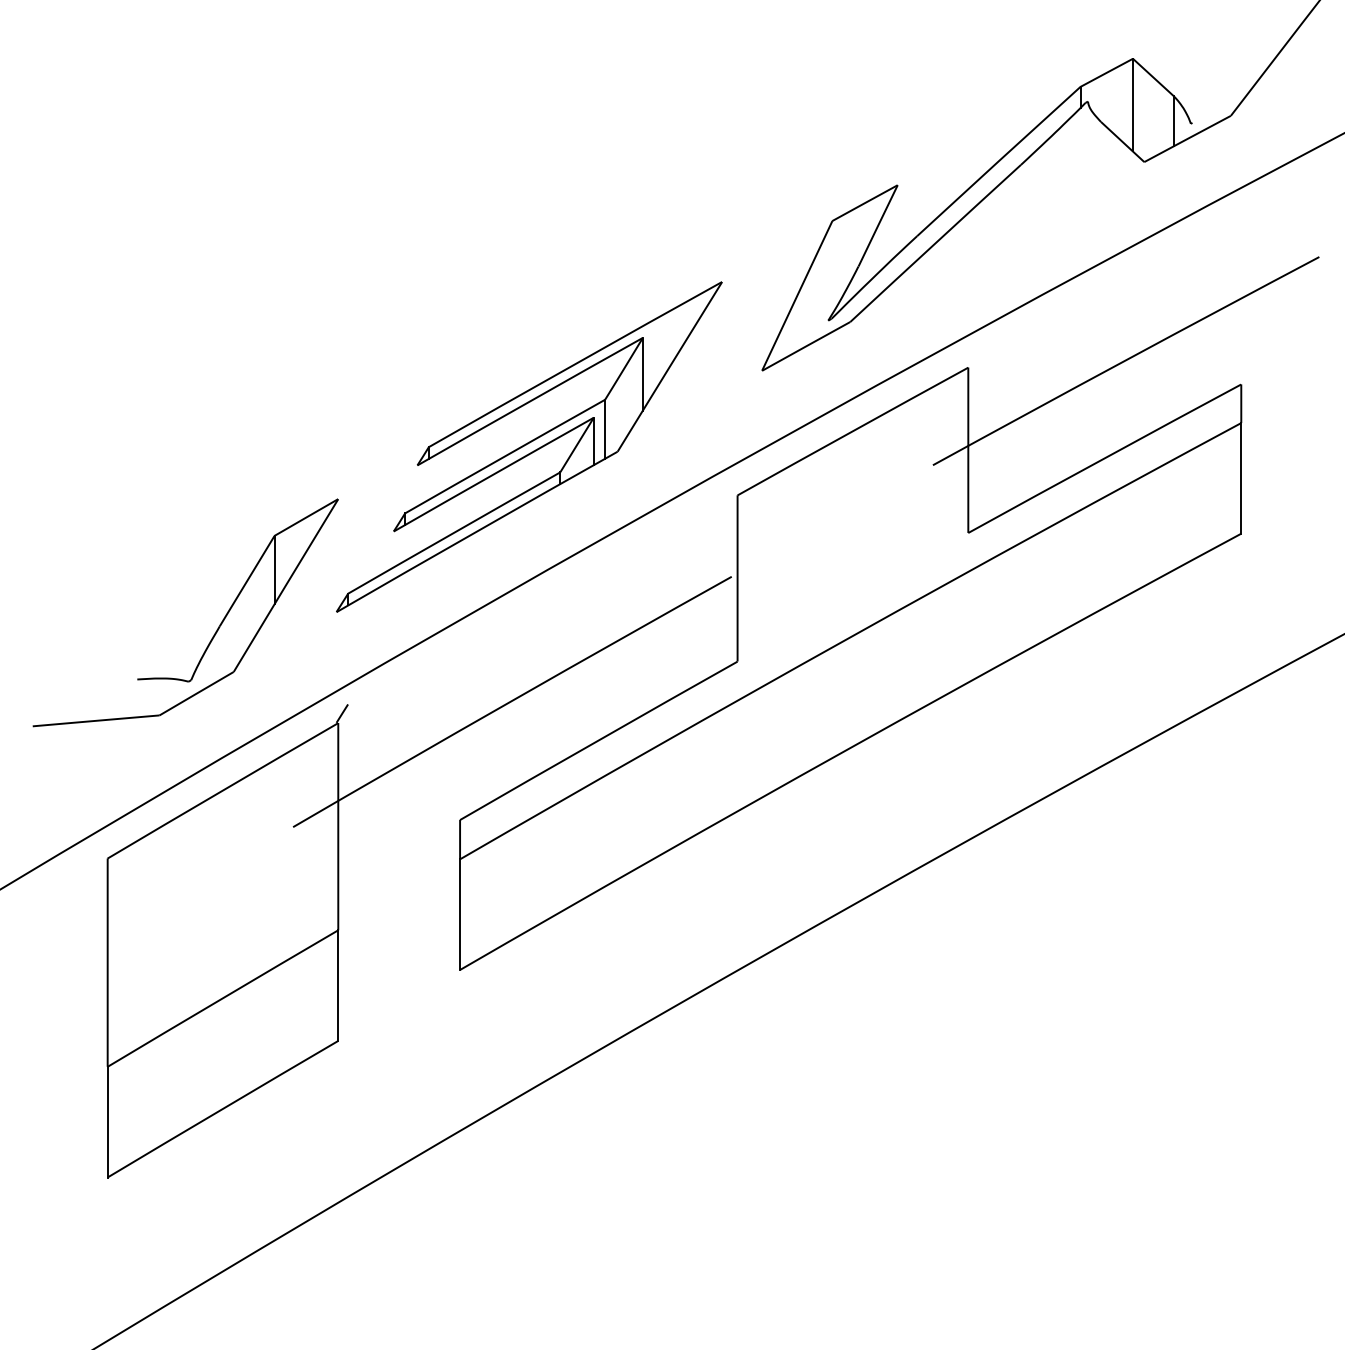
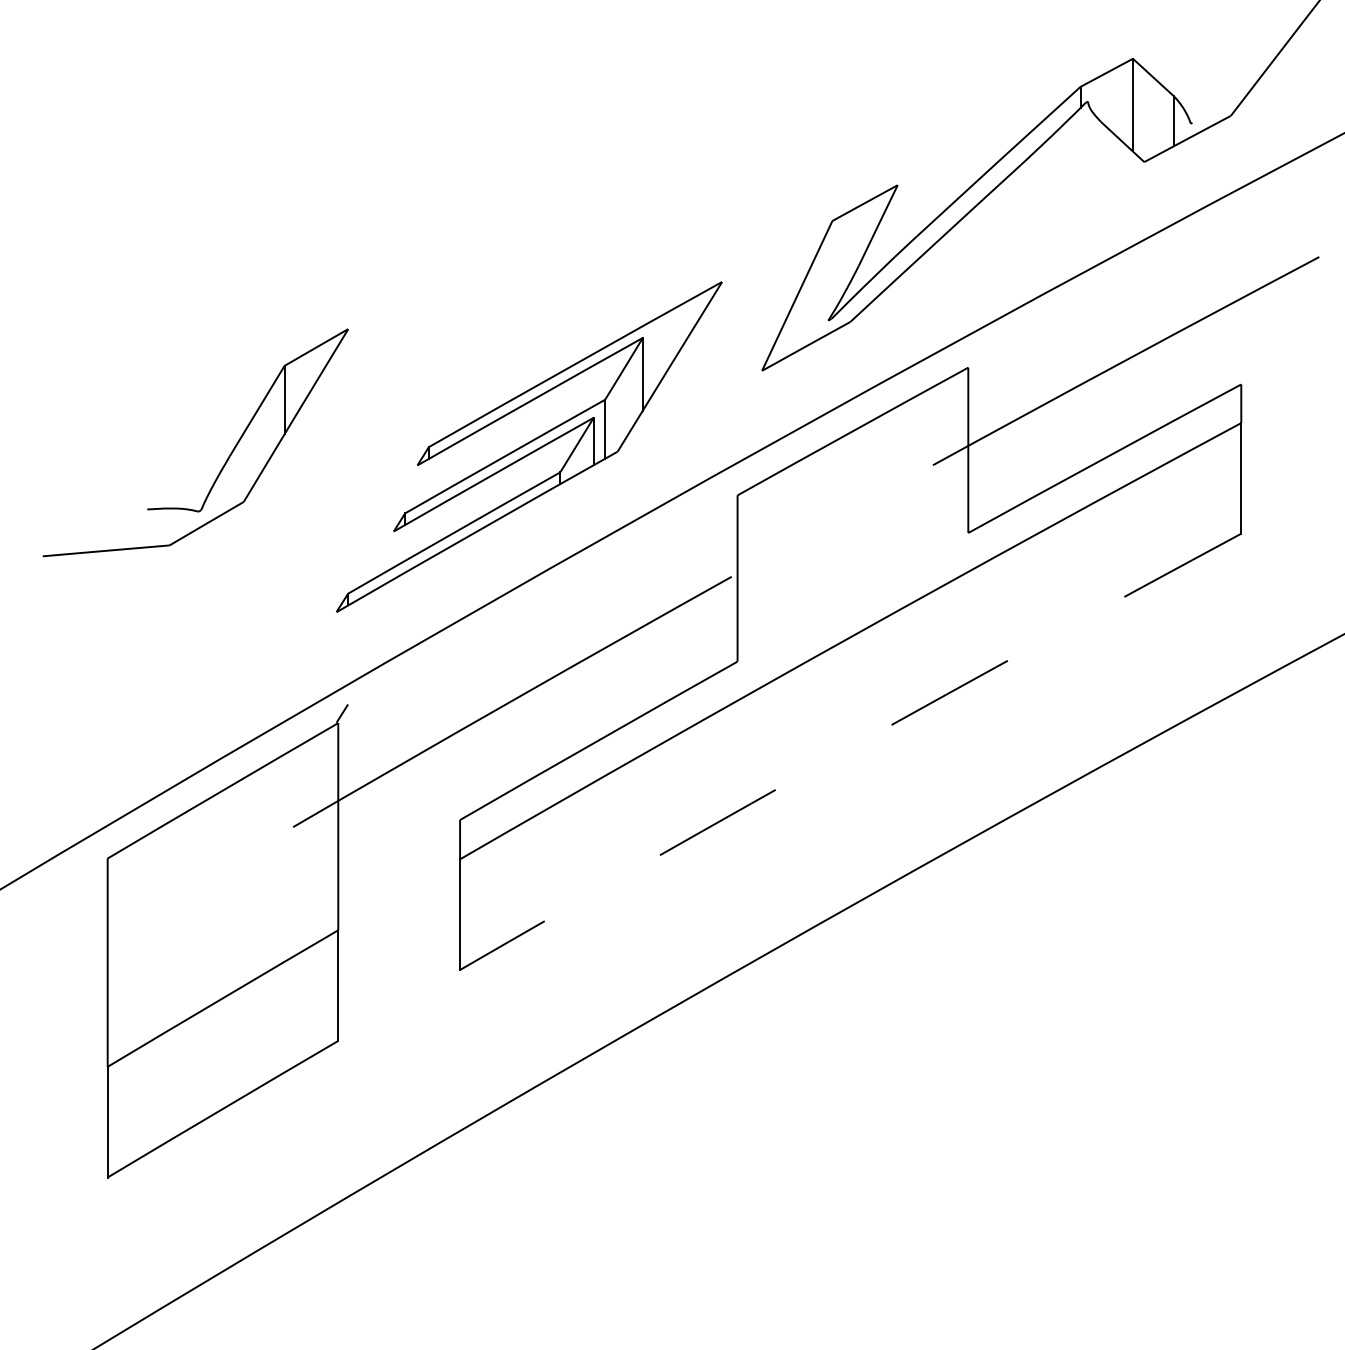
part position: (216, 629) -> (226, 459) (226, 459)
arc: solid -> dashed (848, 748)
